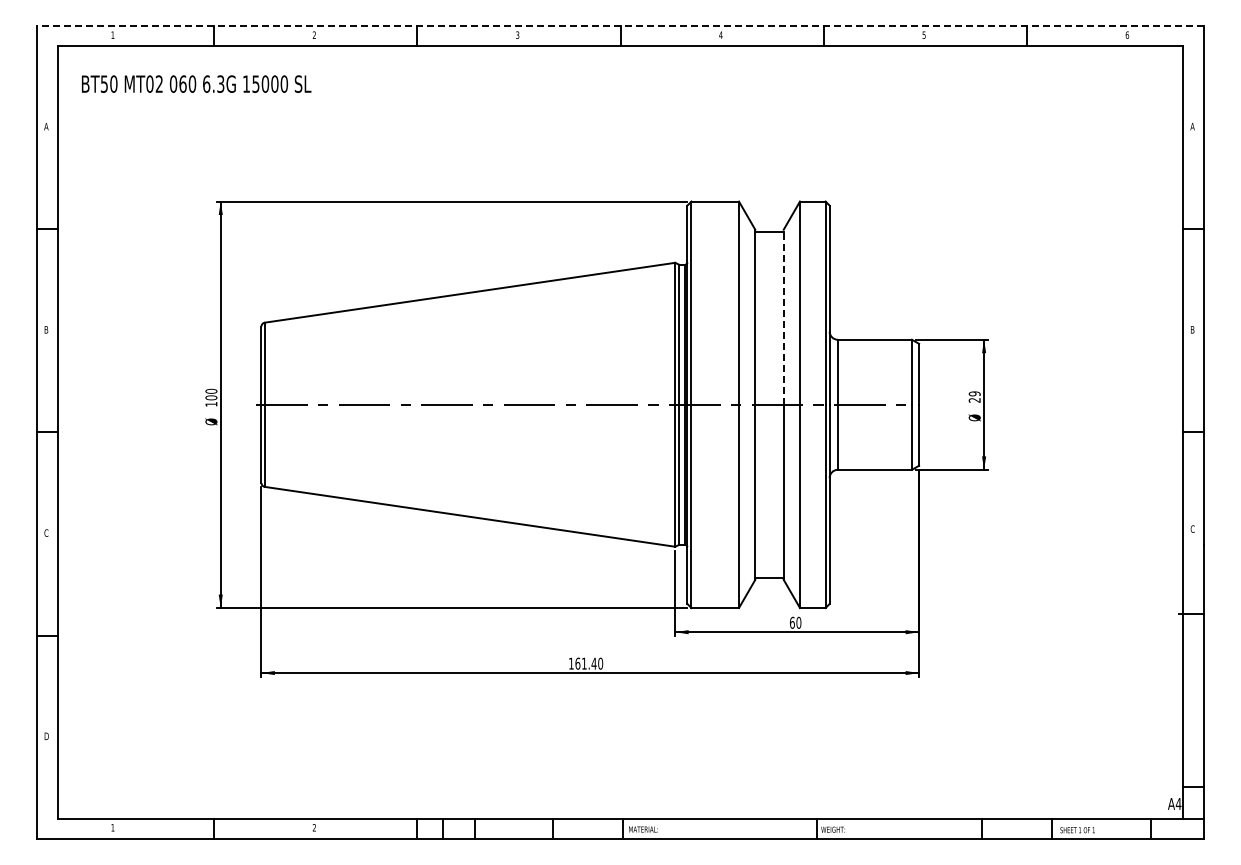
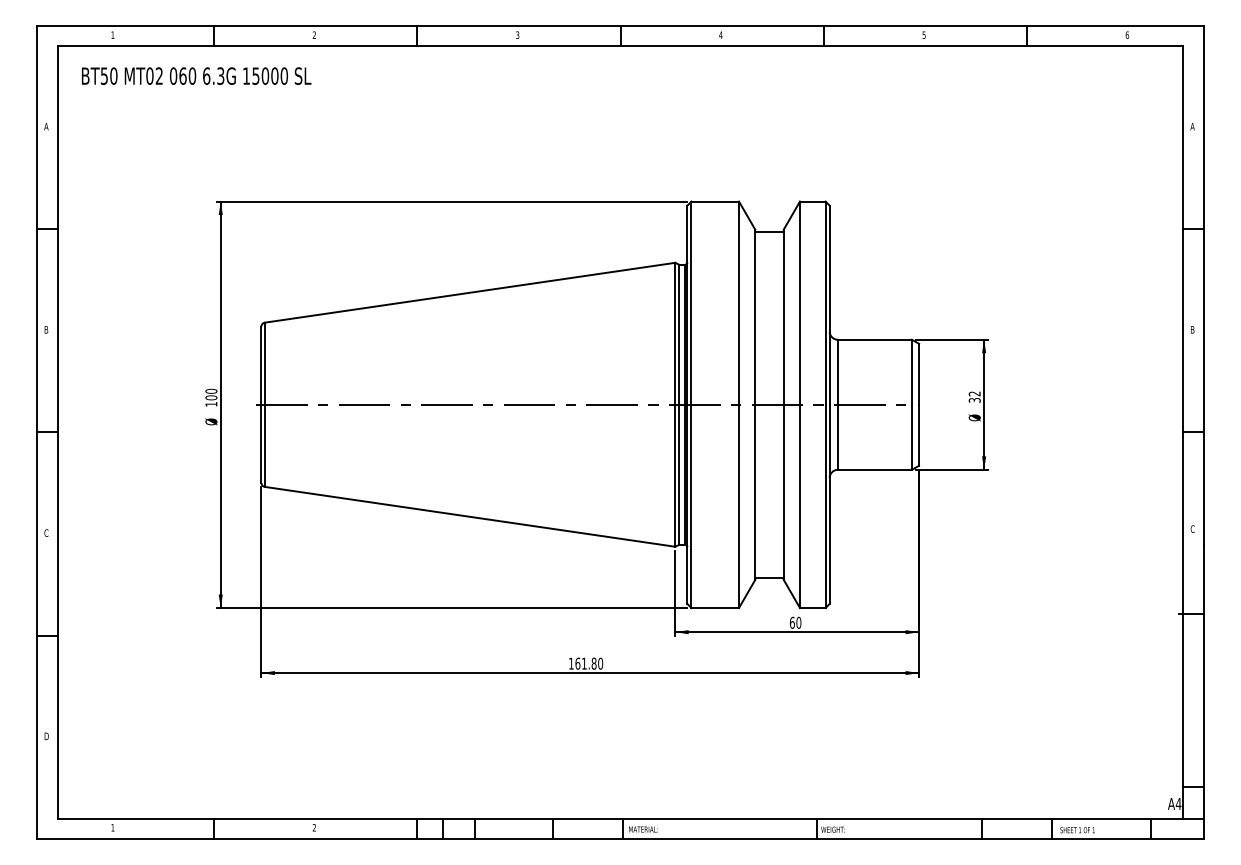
line: dashed -> solid (619, 26)
text position: (196, 83) -> (196, 75) (196, 75)
line: dashed -> solid (783, 317)
text: 29 -> 32 (974, 396)
text: 161.40 -> 161.80 (593, 663)
